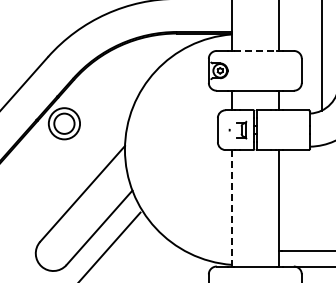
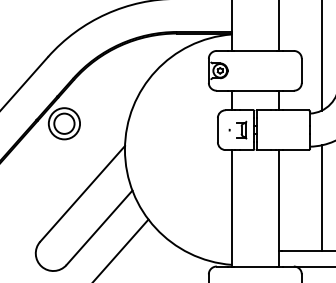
line: dashed -> solid (255, 50)
line: none -> present (321, 198)
line: dashed -> solid (231, 207)
line position: (110, 245) -> (121, 249) (121, 249)
